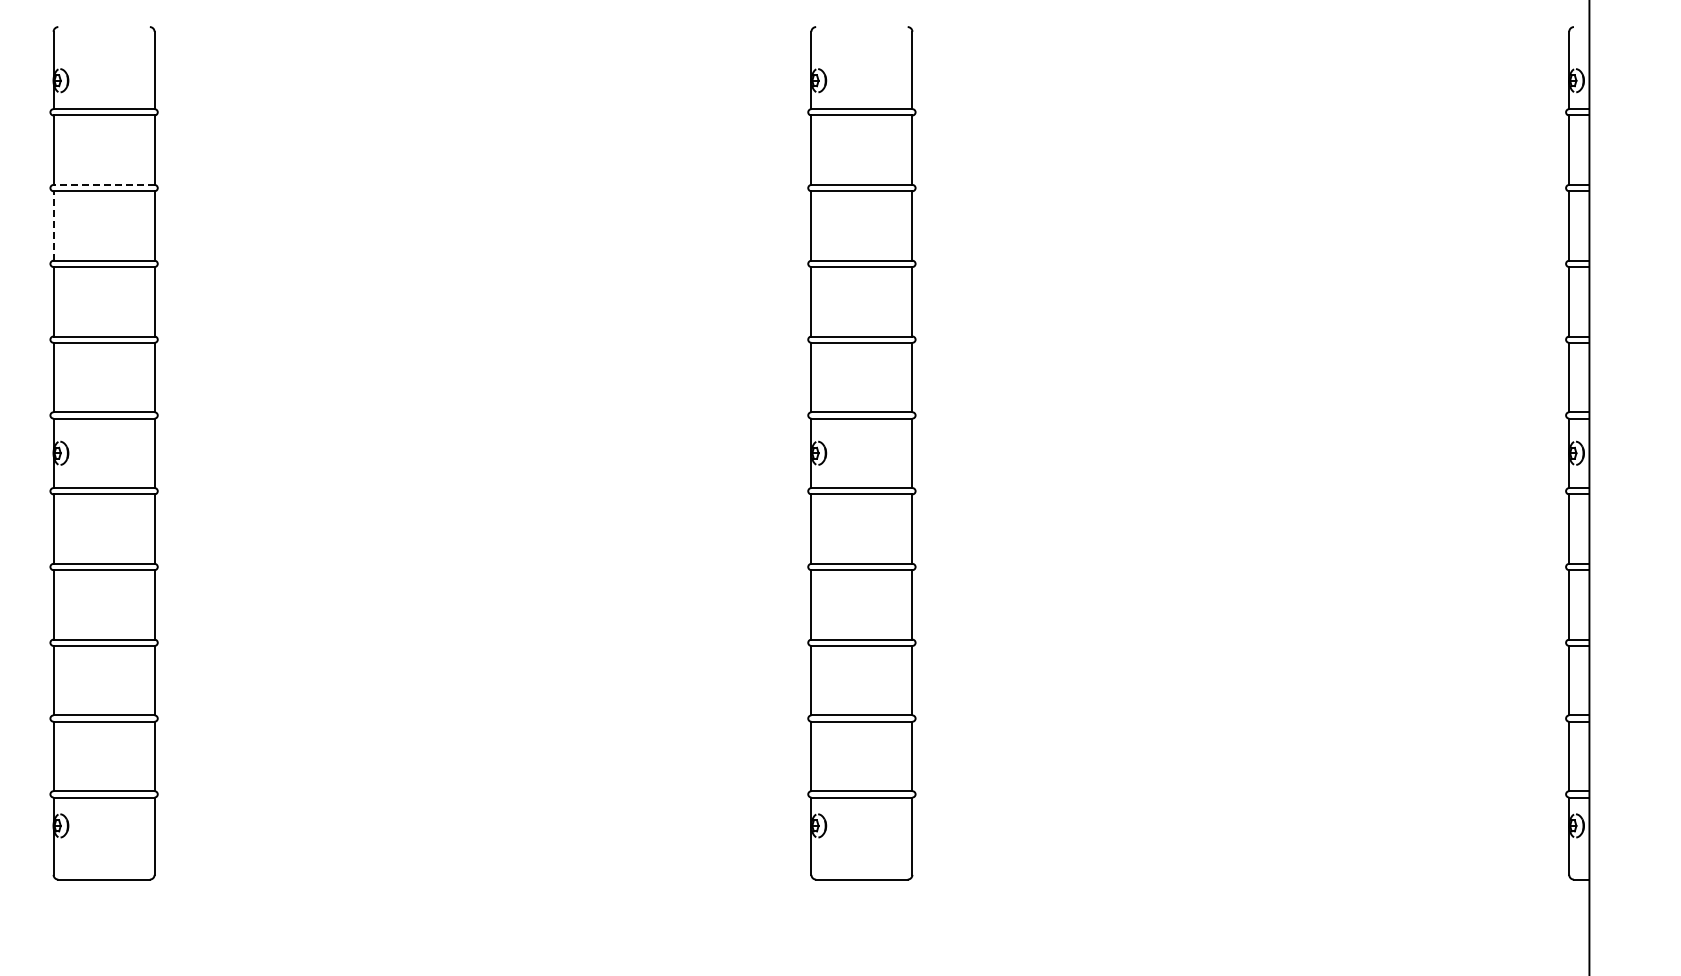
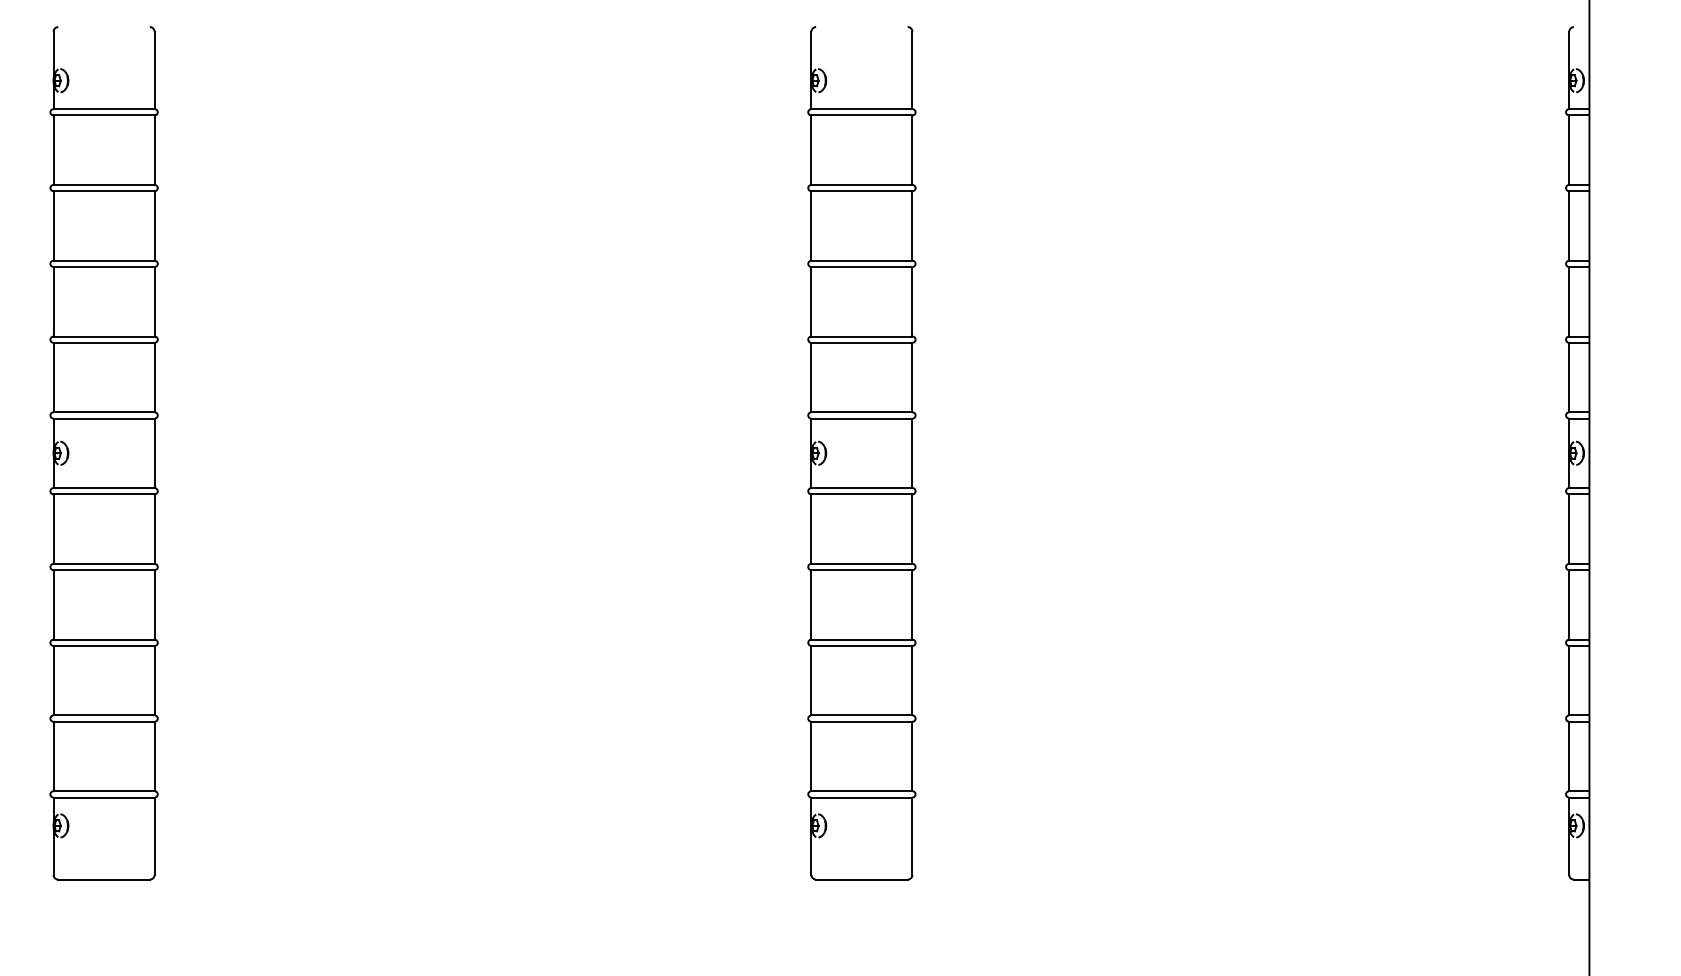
line: dashed -> solid (104, 184)
line: dashed -> solid (53, 225)
